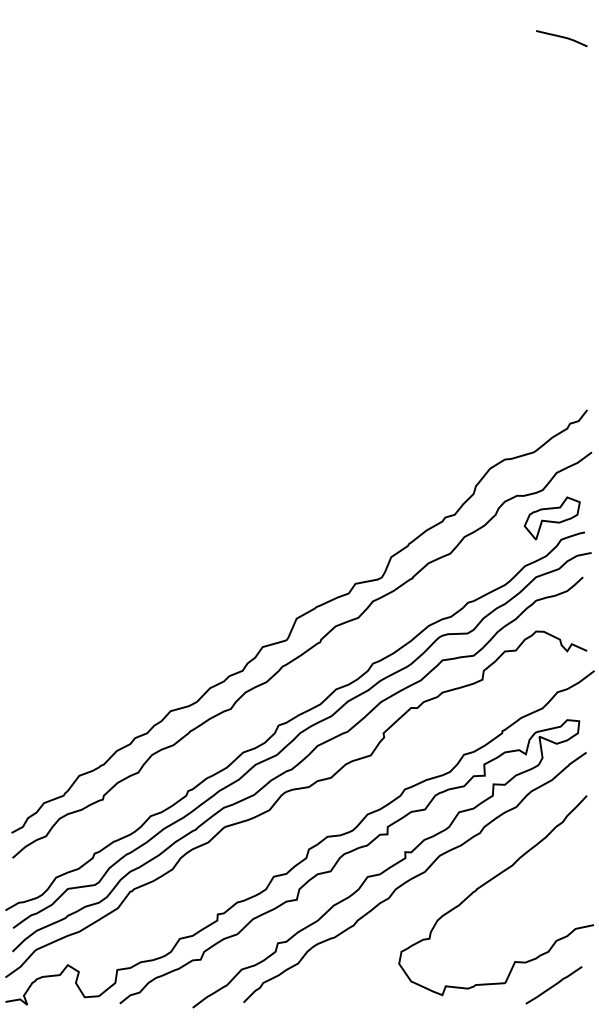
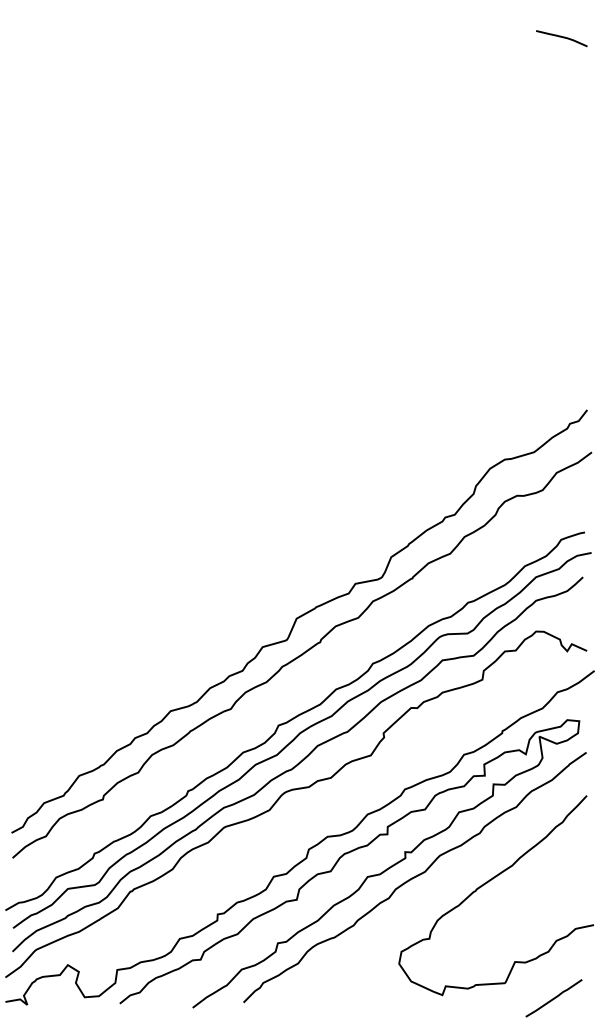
part: present -> none (551, 518)
line position: (553, 985) -> (553, 998) (553, 998)
